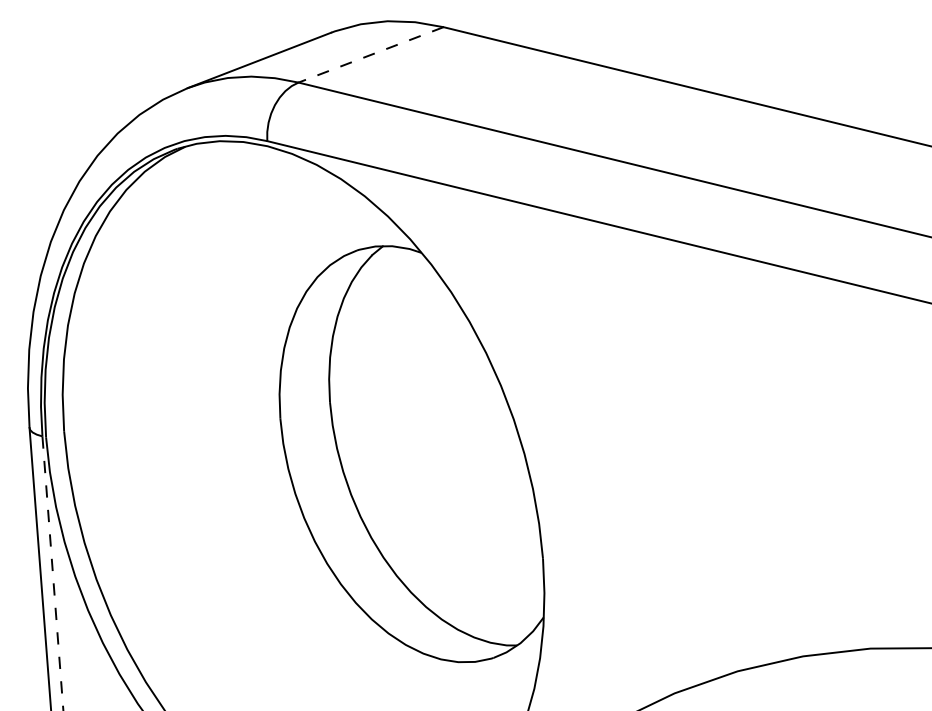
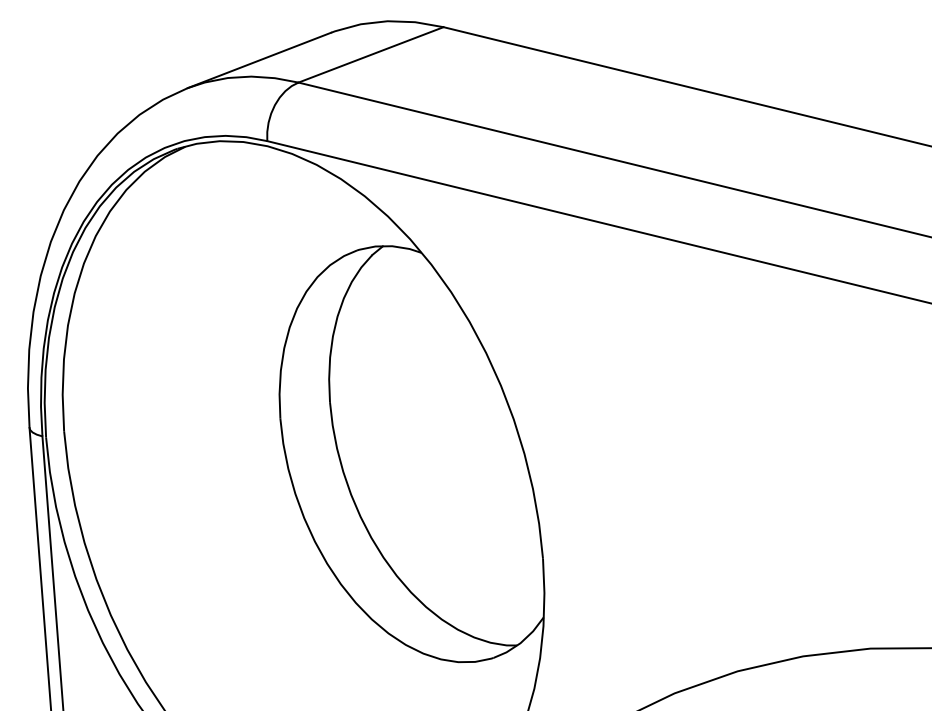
line: dashed -> solid (371, 54)
line: dashed -> solid (52, 573)
